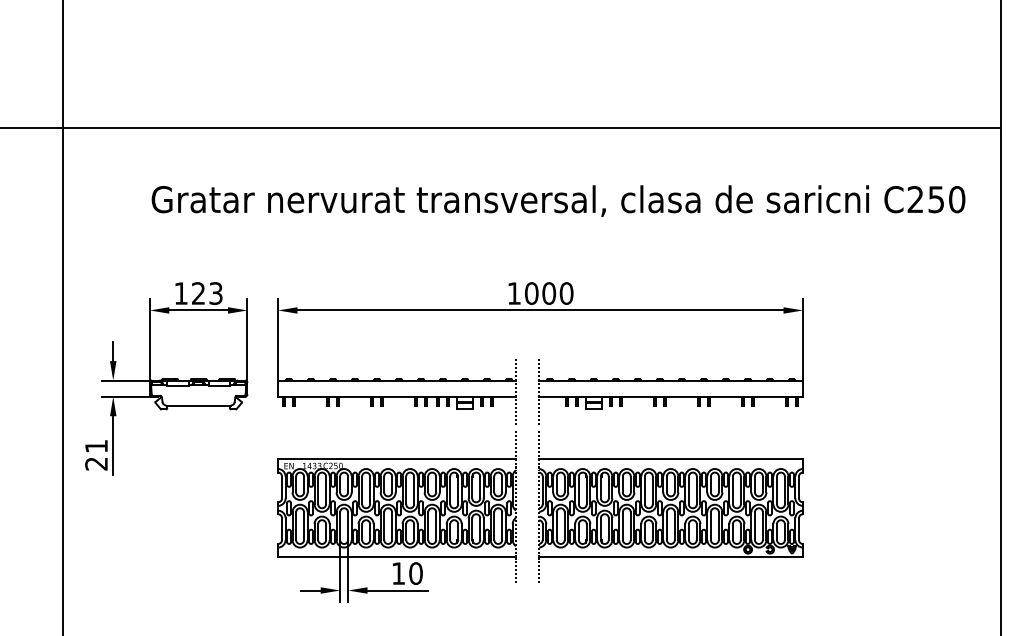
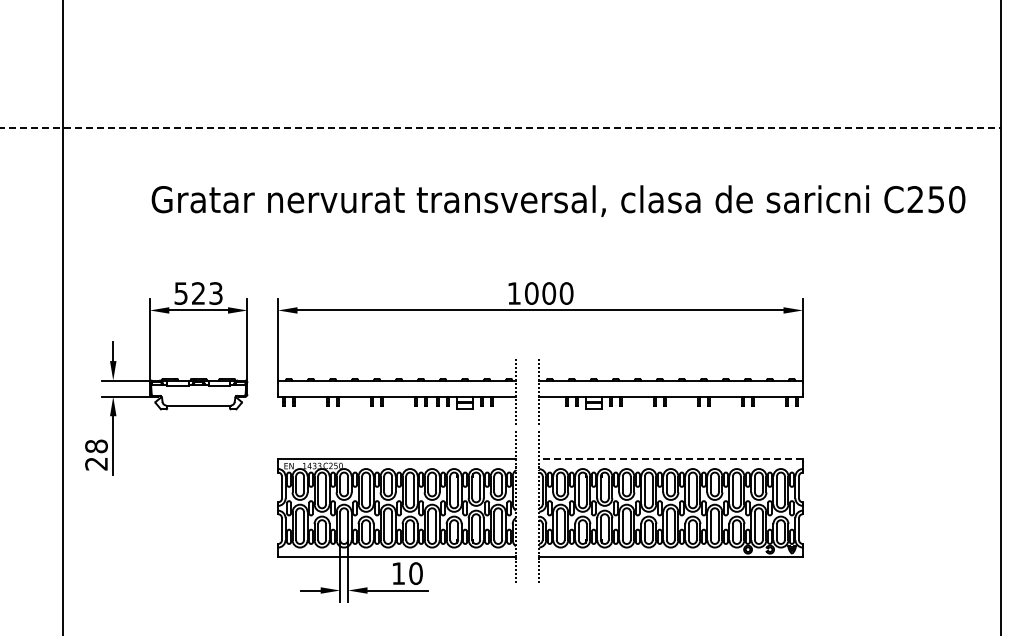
line: solid -> dashed (501, 127)
text: 123 -> 523 (180, 293)
text: 21 -> 28 (96, 446)
line: solid -> dashed (671, 459)
